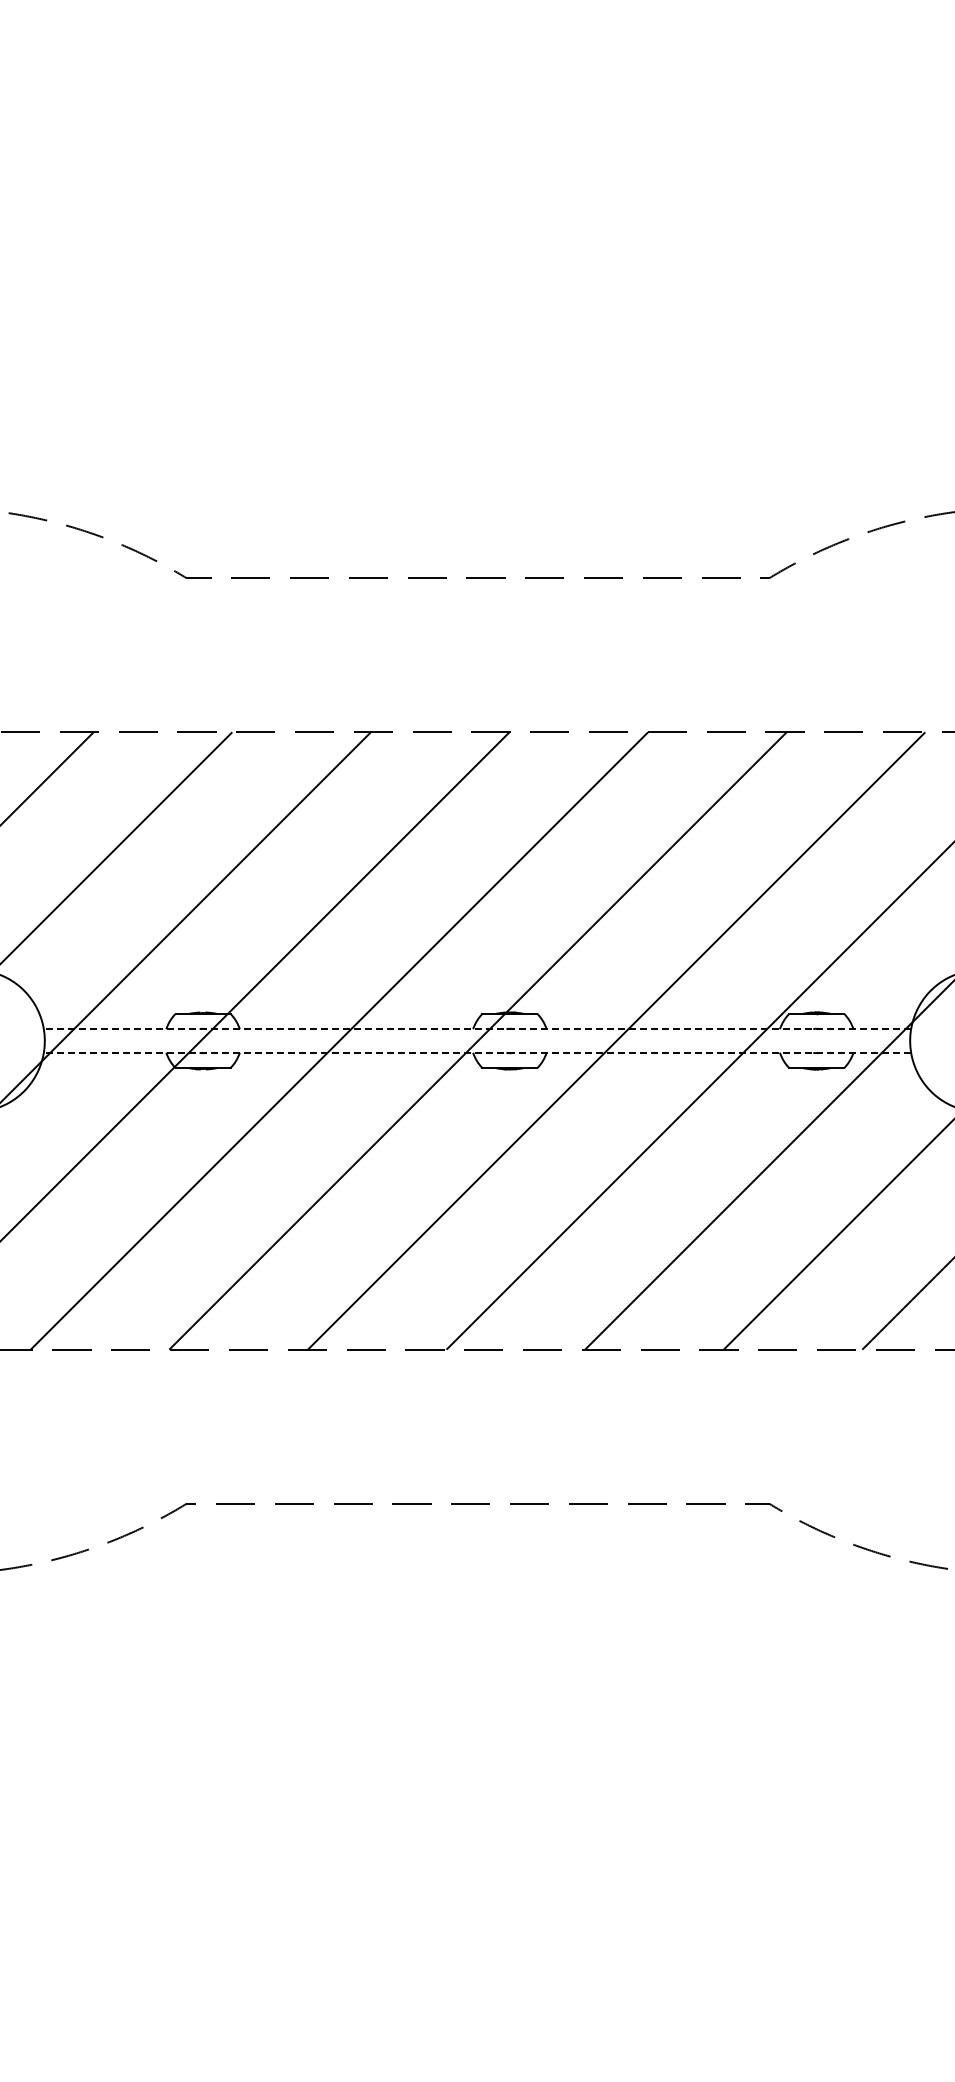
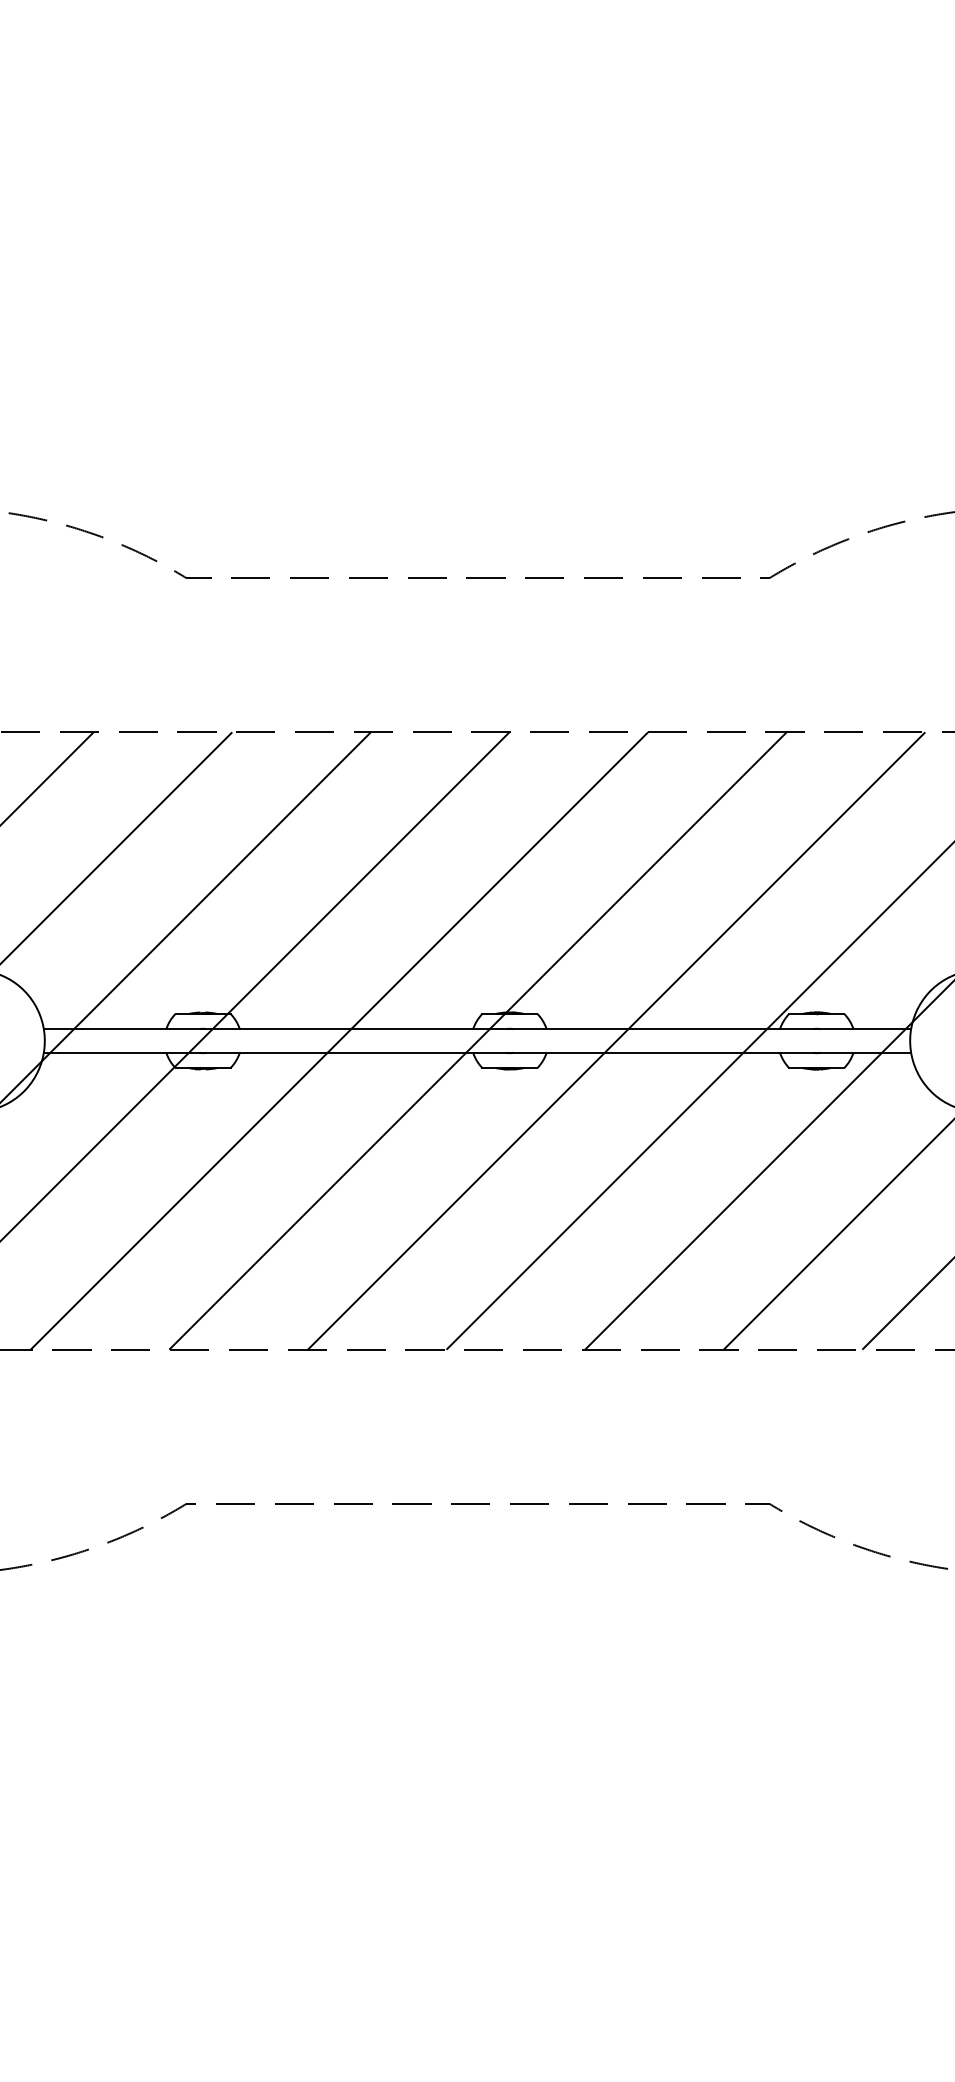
line: dashed -> solid (477, 1029)
line: dashed -> solid (477, 1052)
